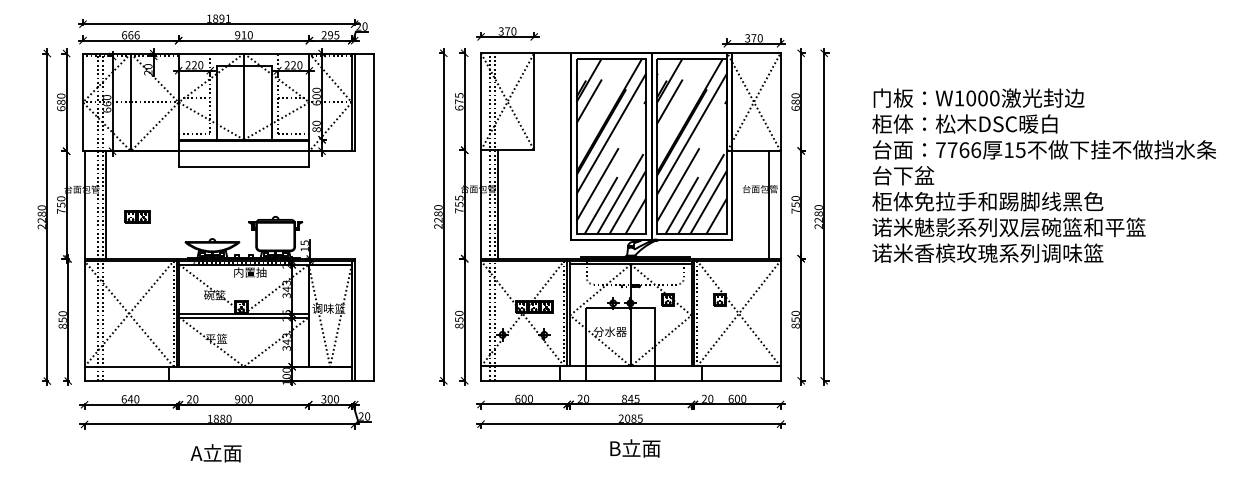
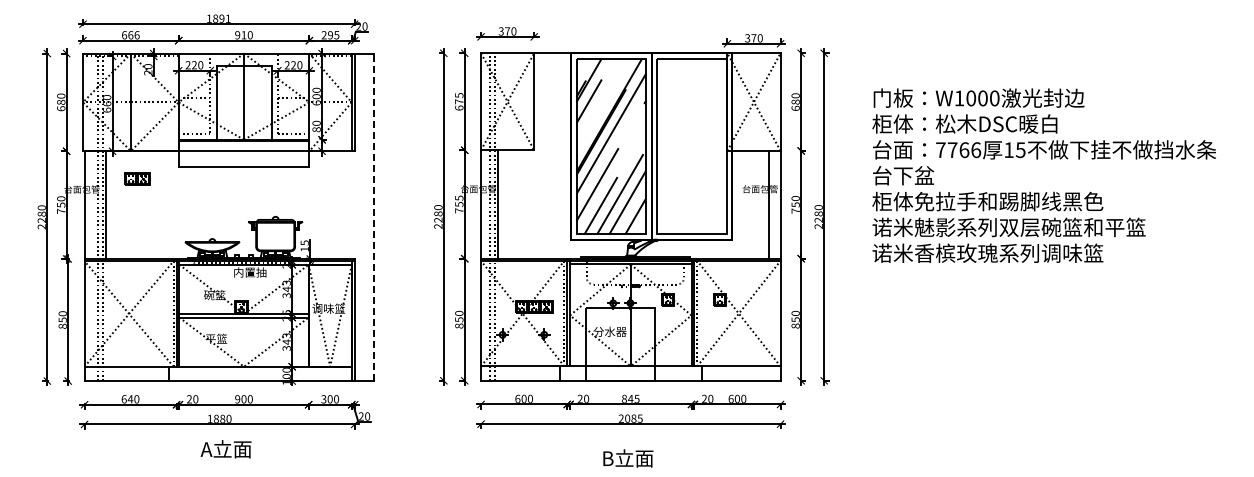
hatch: present -> none (691, 146)
part position: (137, 216) -> (137, 178) (137, 178)
line: solid -> dashed (374, 217)
text position: (635, 448) -> (628, 458) (628, 458)
text position: (215, 453) -> (225, 449) (225, 449)
